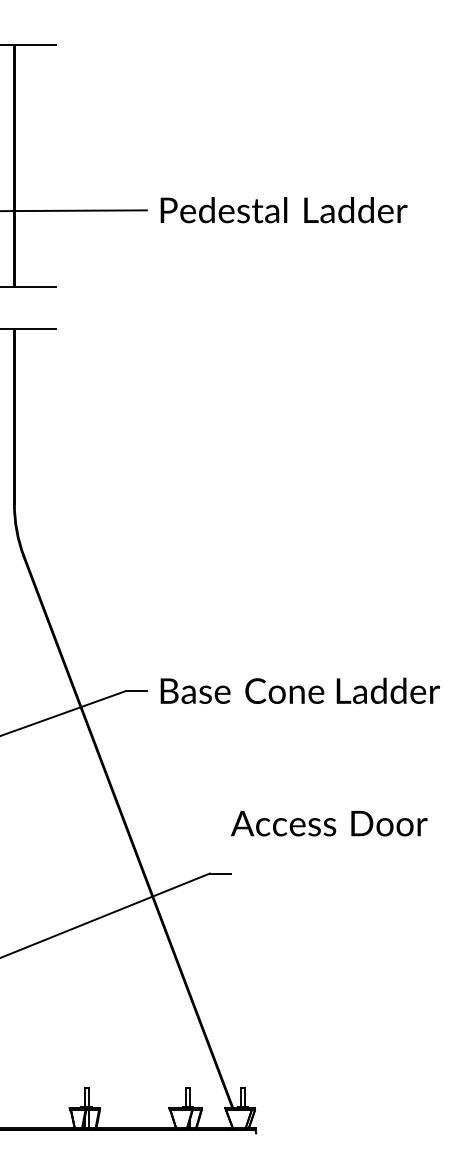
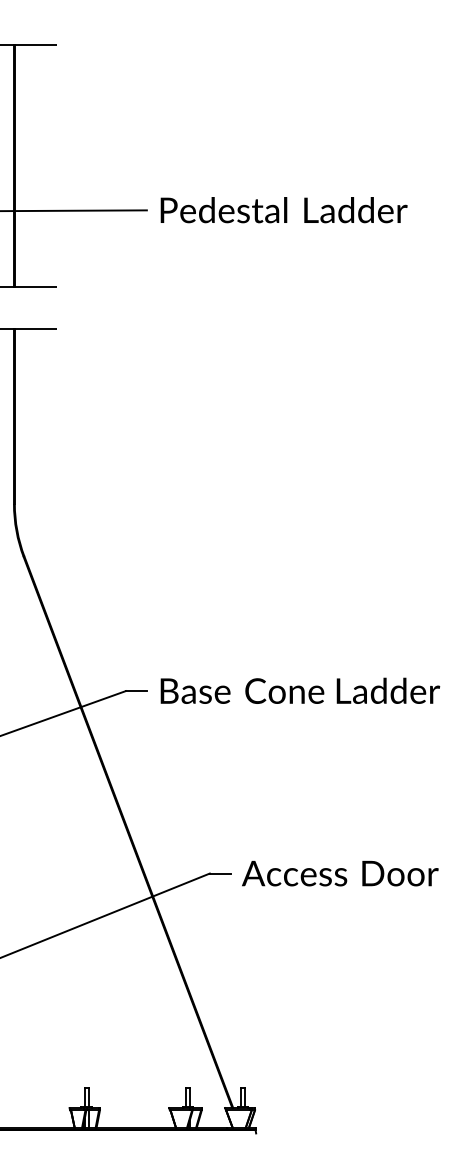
text position: (329, 823) -> (340, 873) (340, 873)
